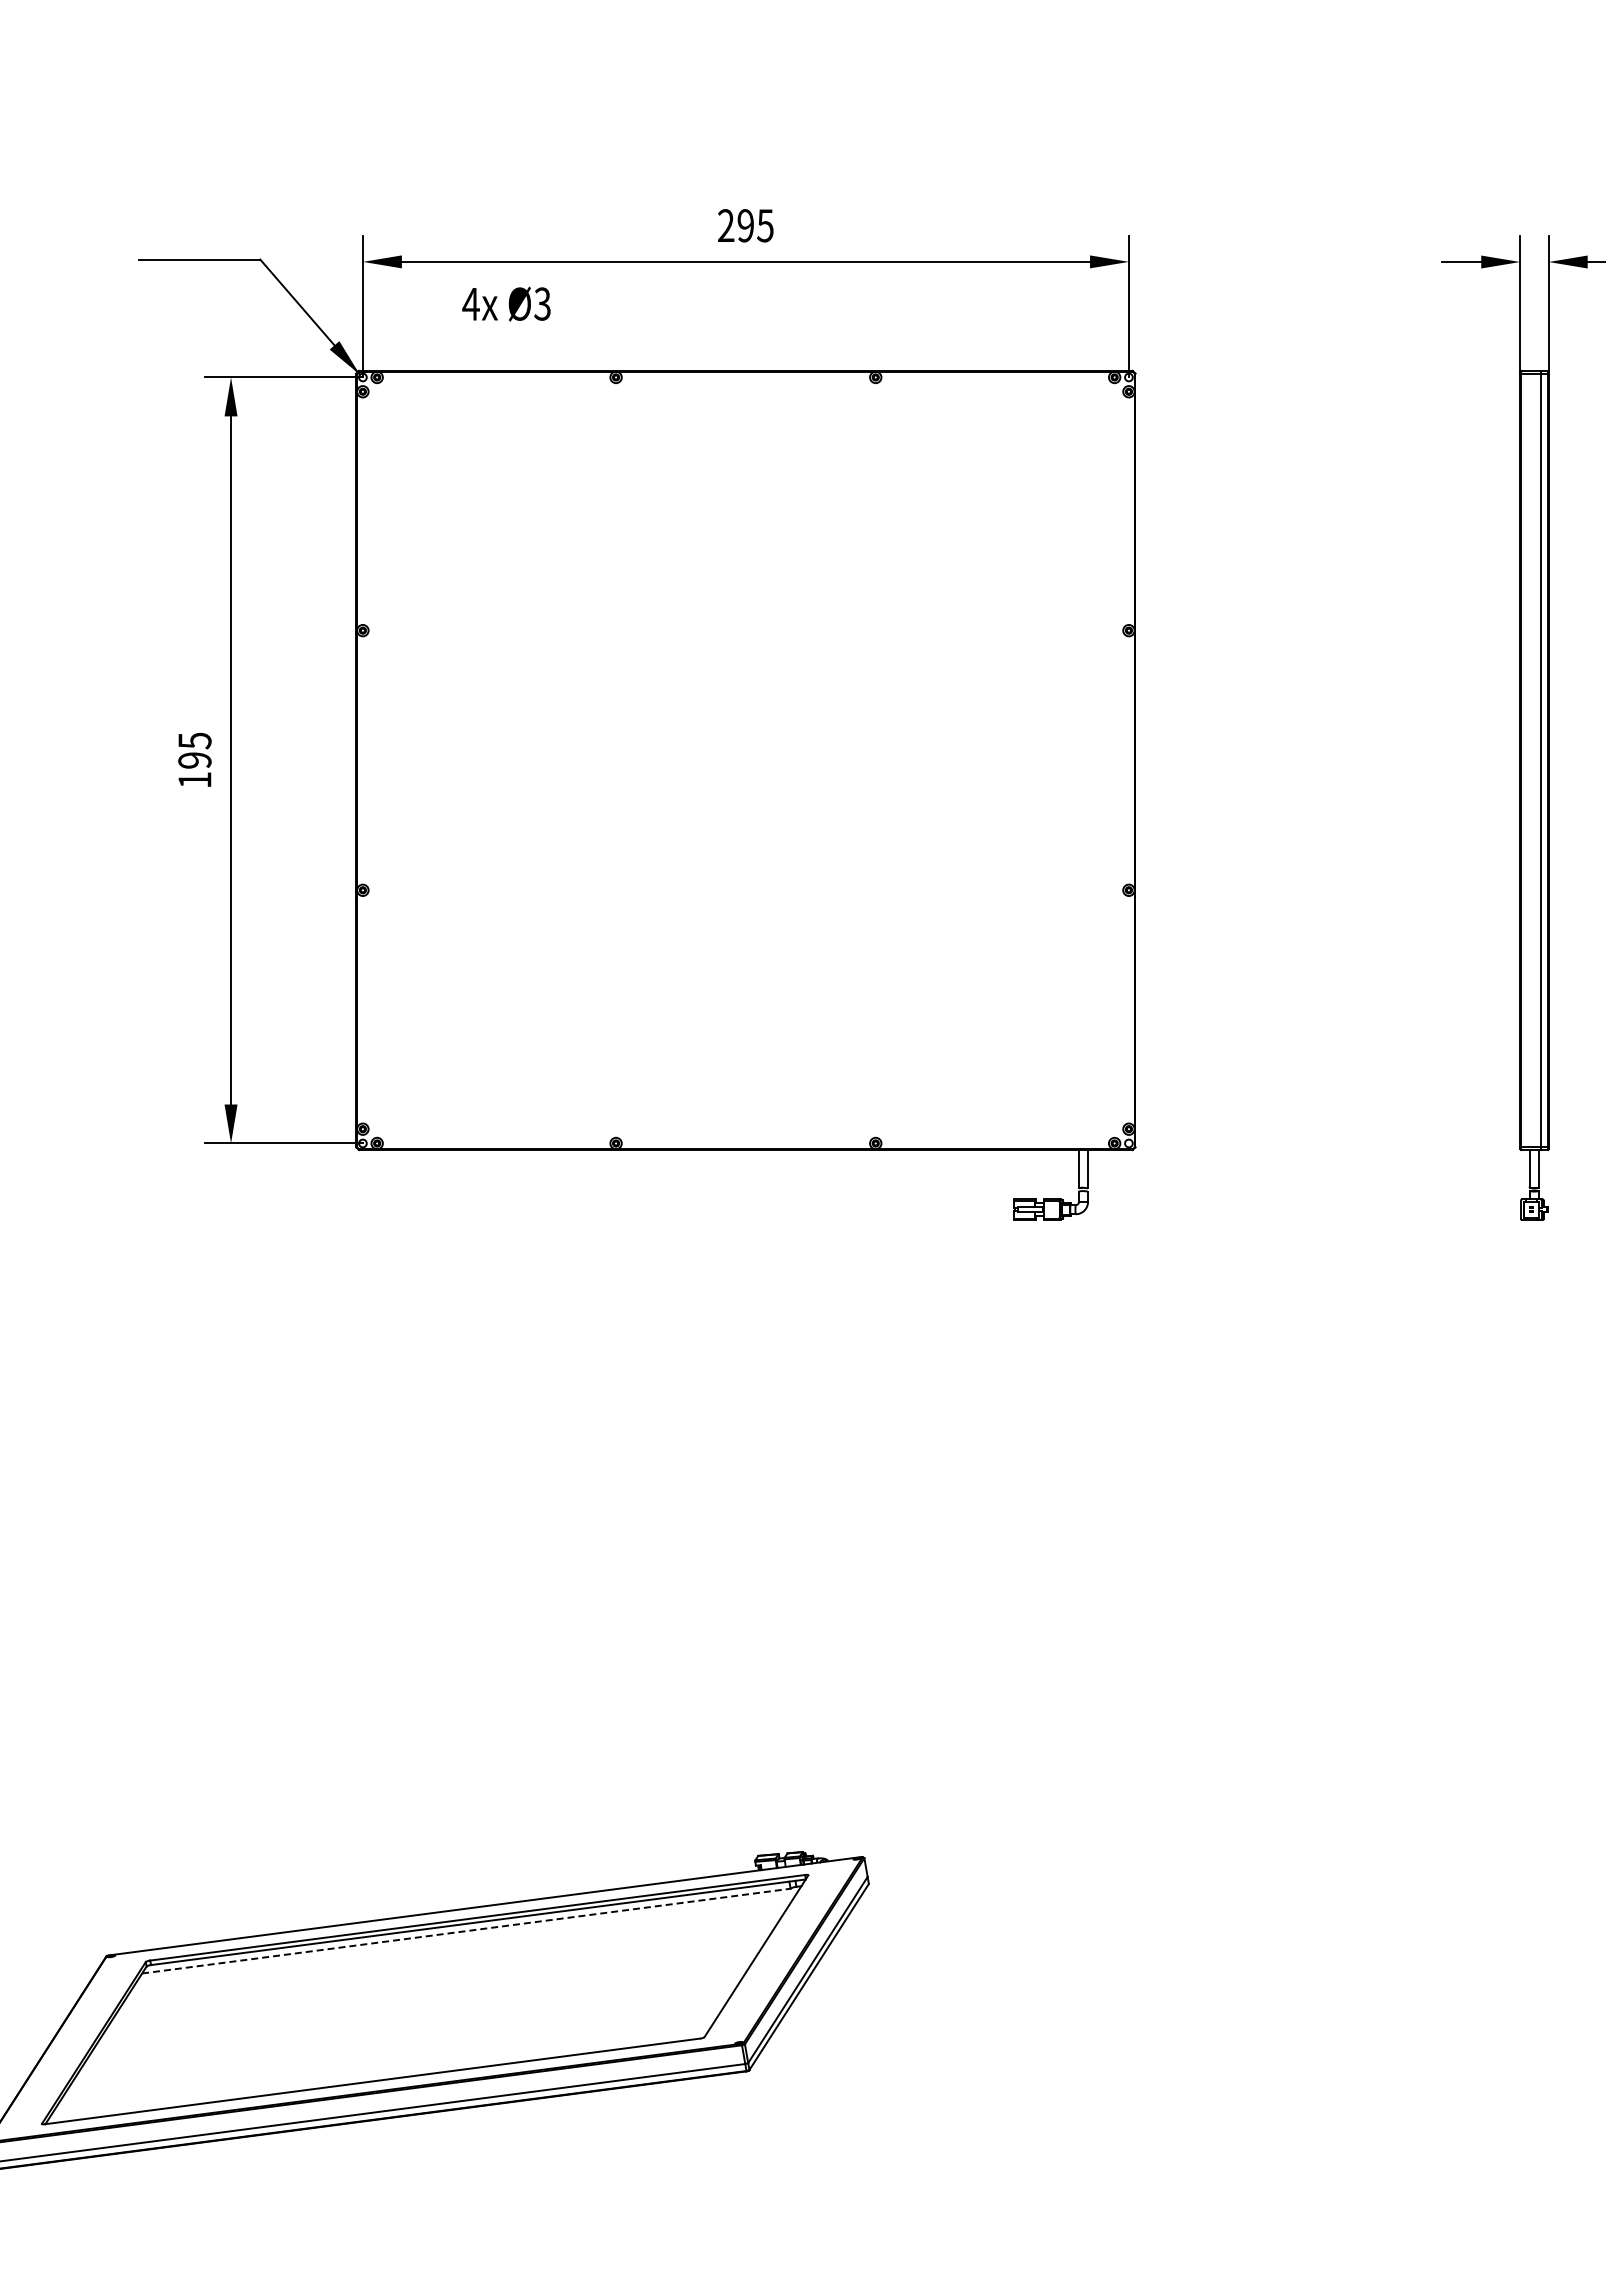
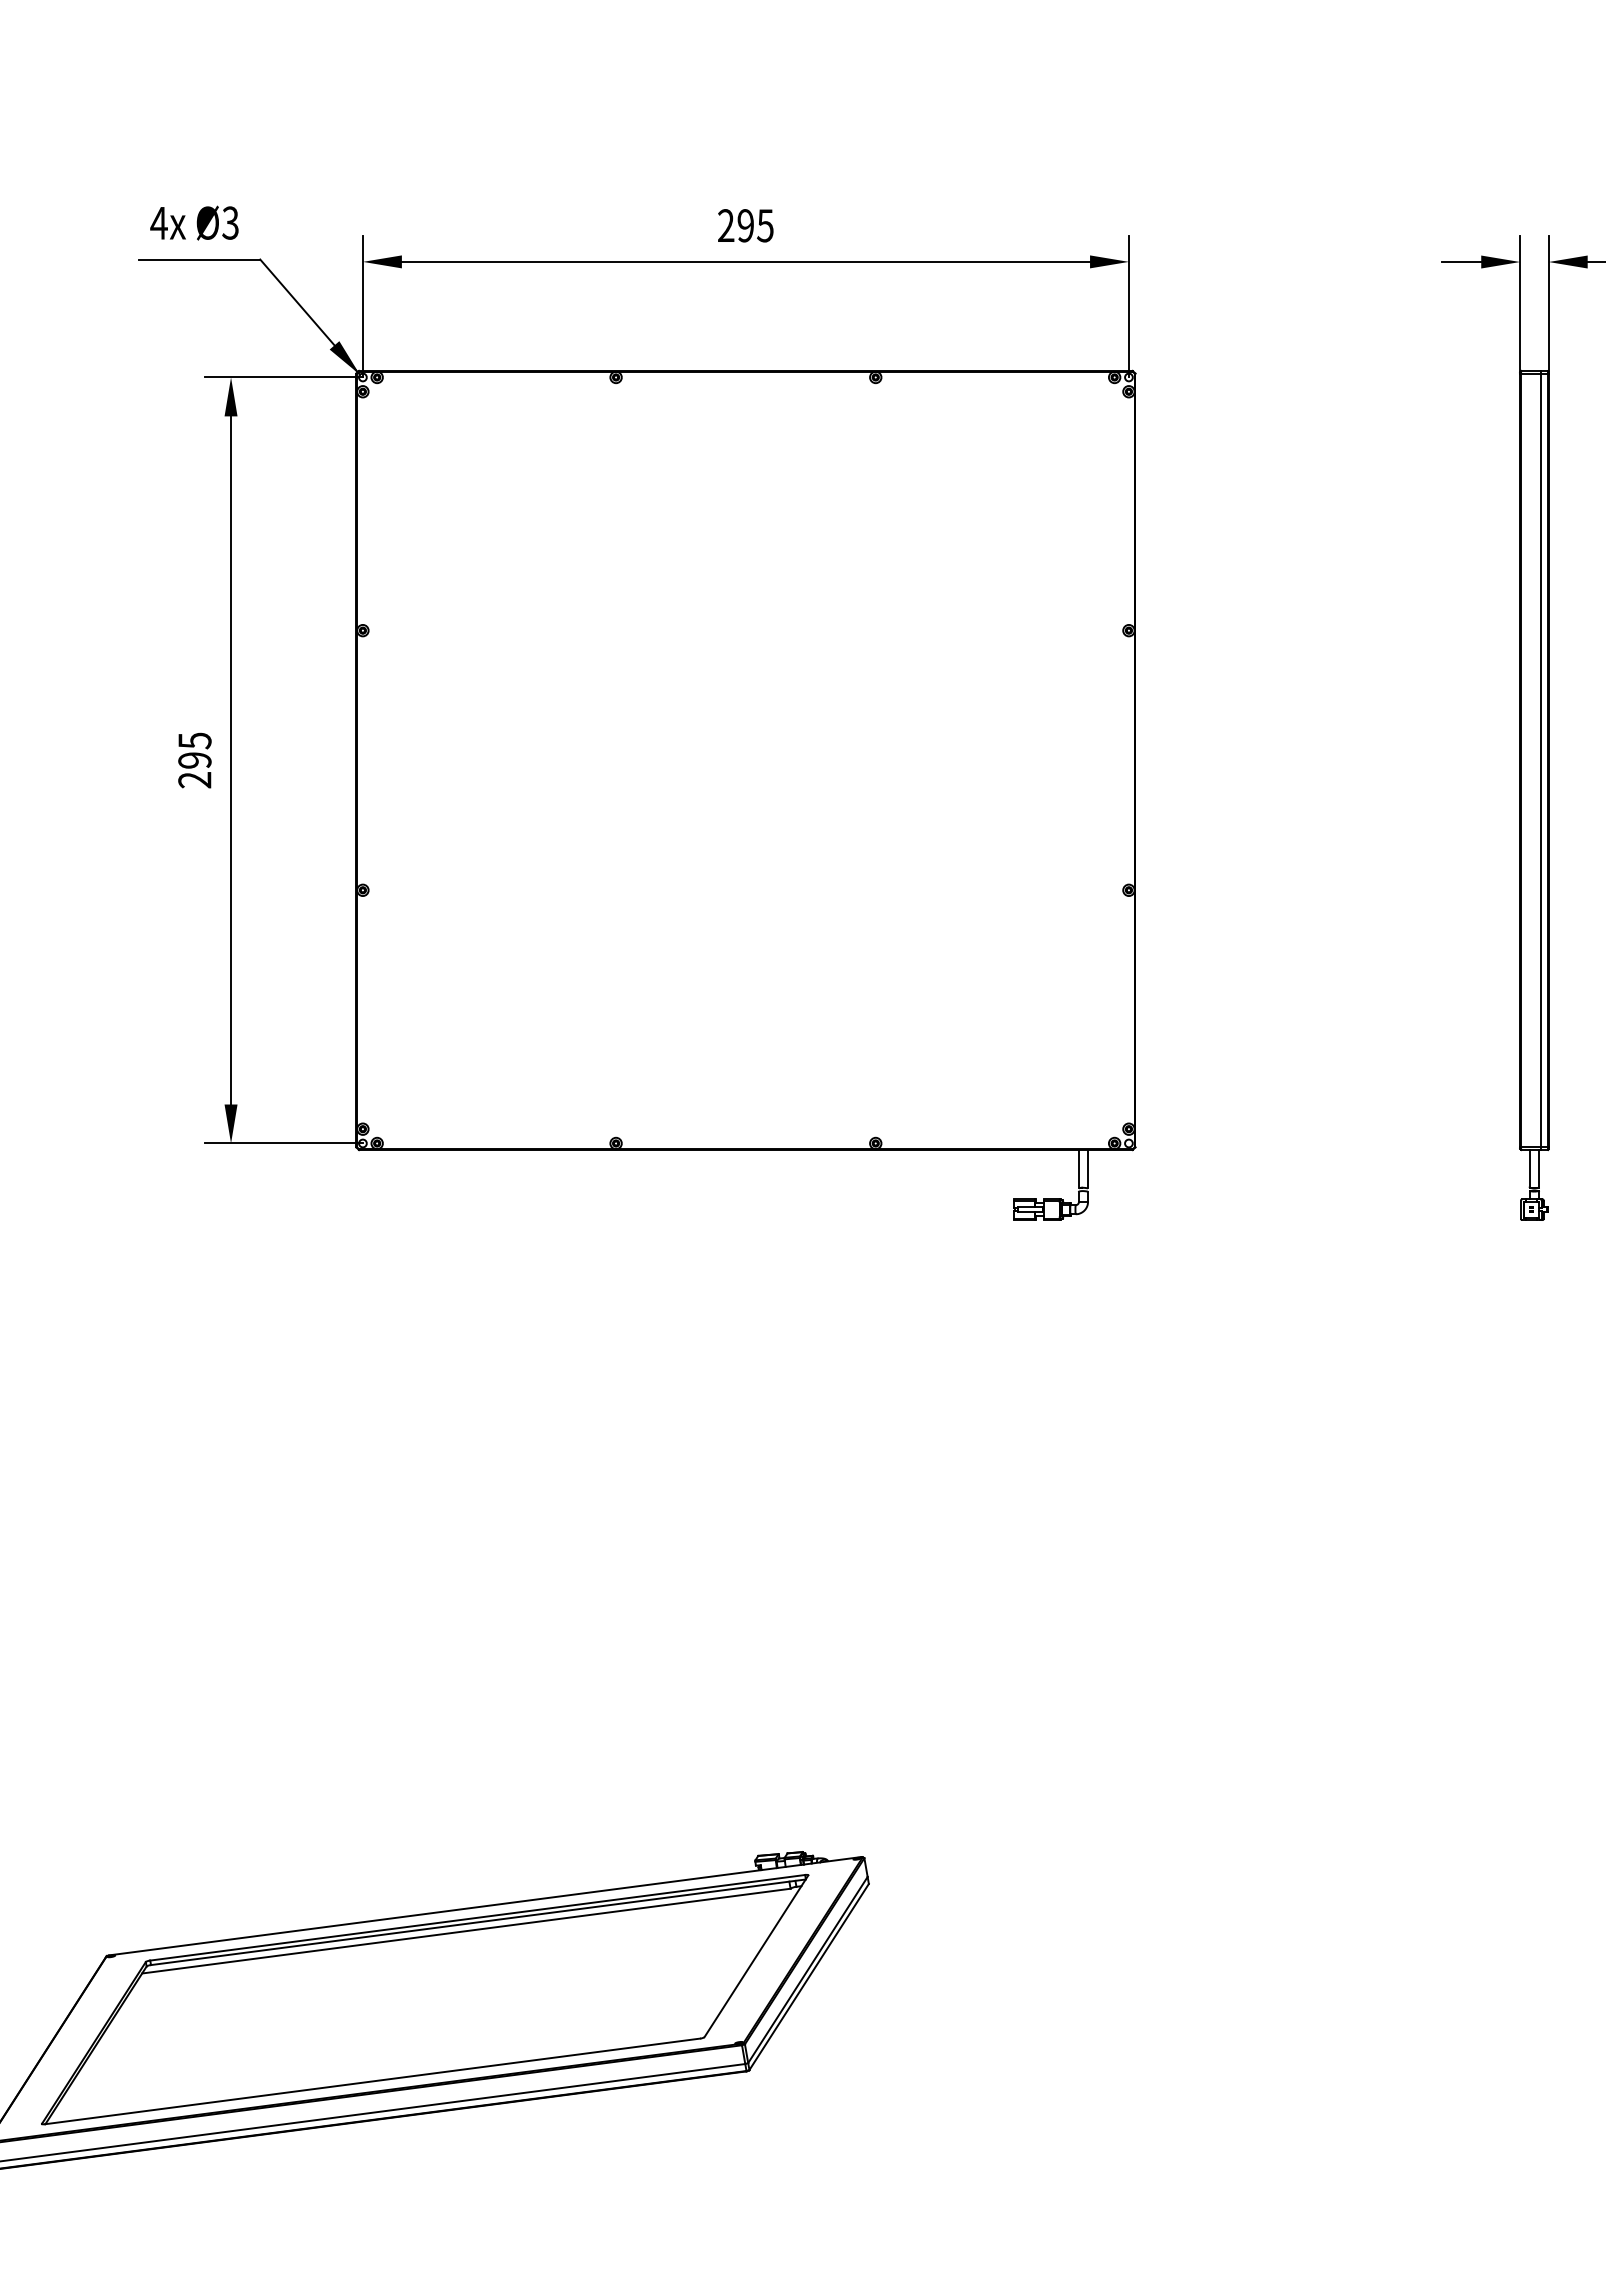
text position: (506, 303) -> (194, 222) (194, 222)
text: 195 -> 295 (194, 780)
line: dashed -> solid (466, 1931)
